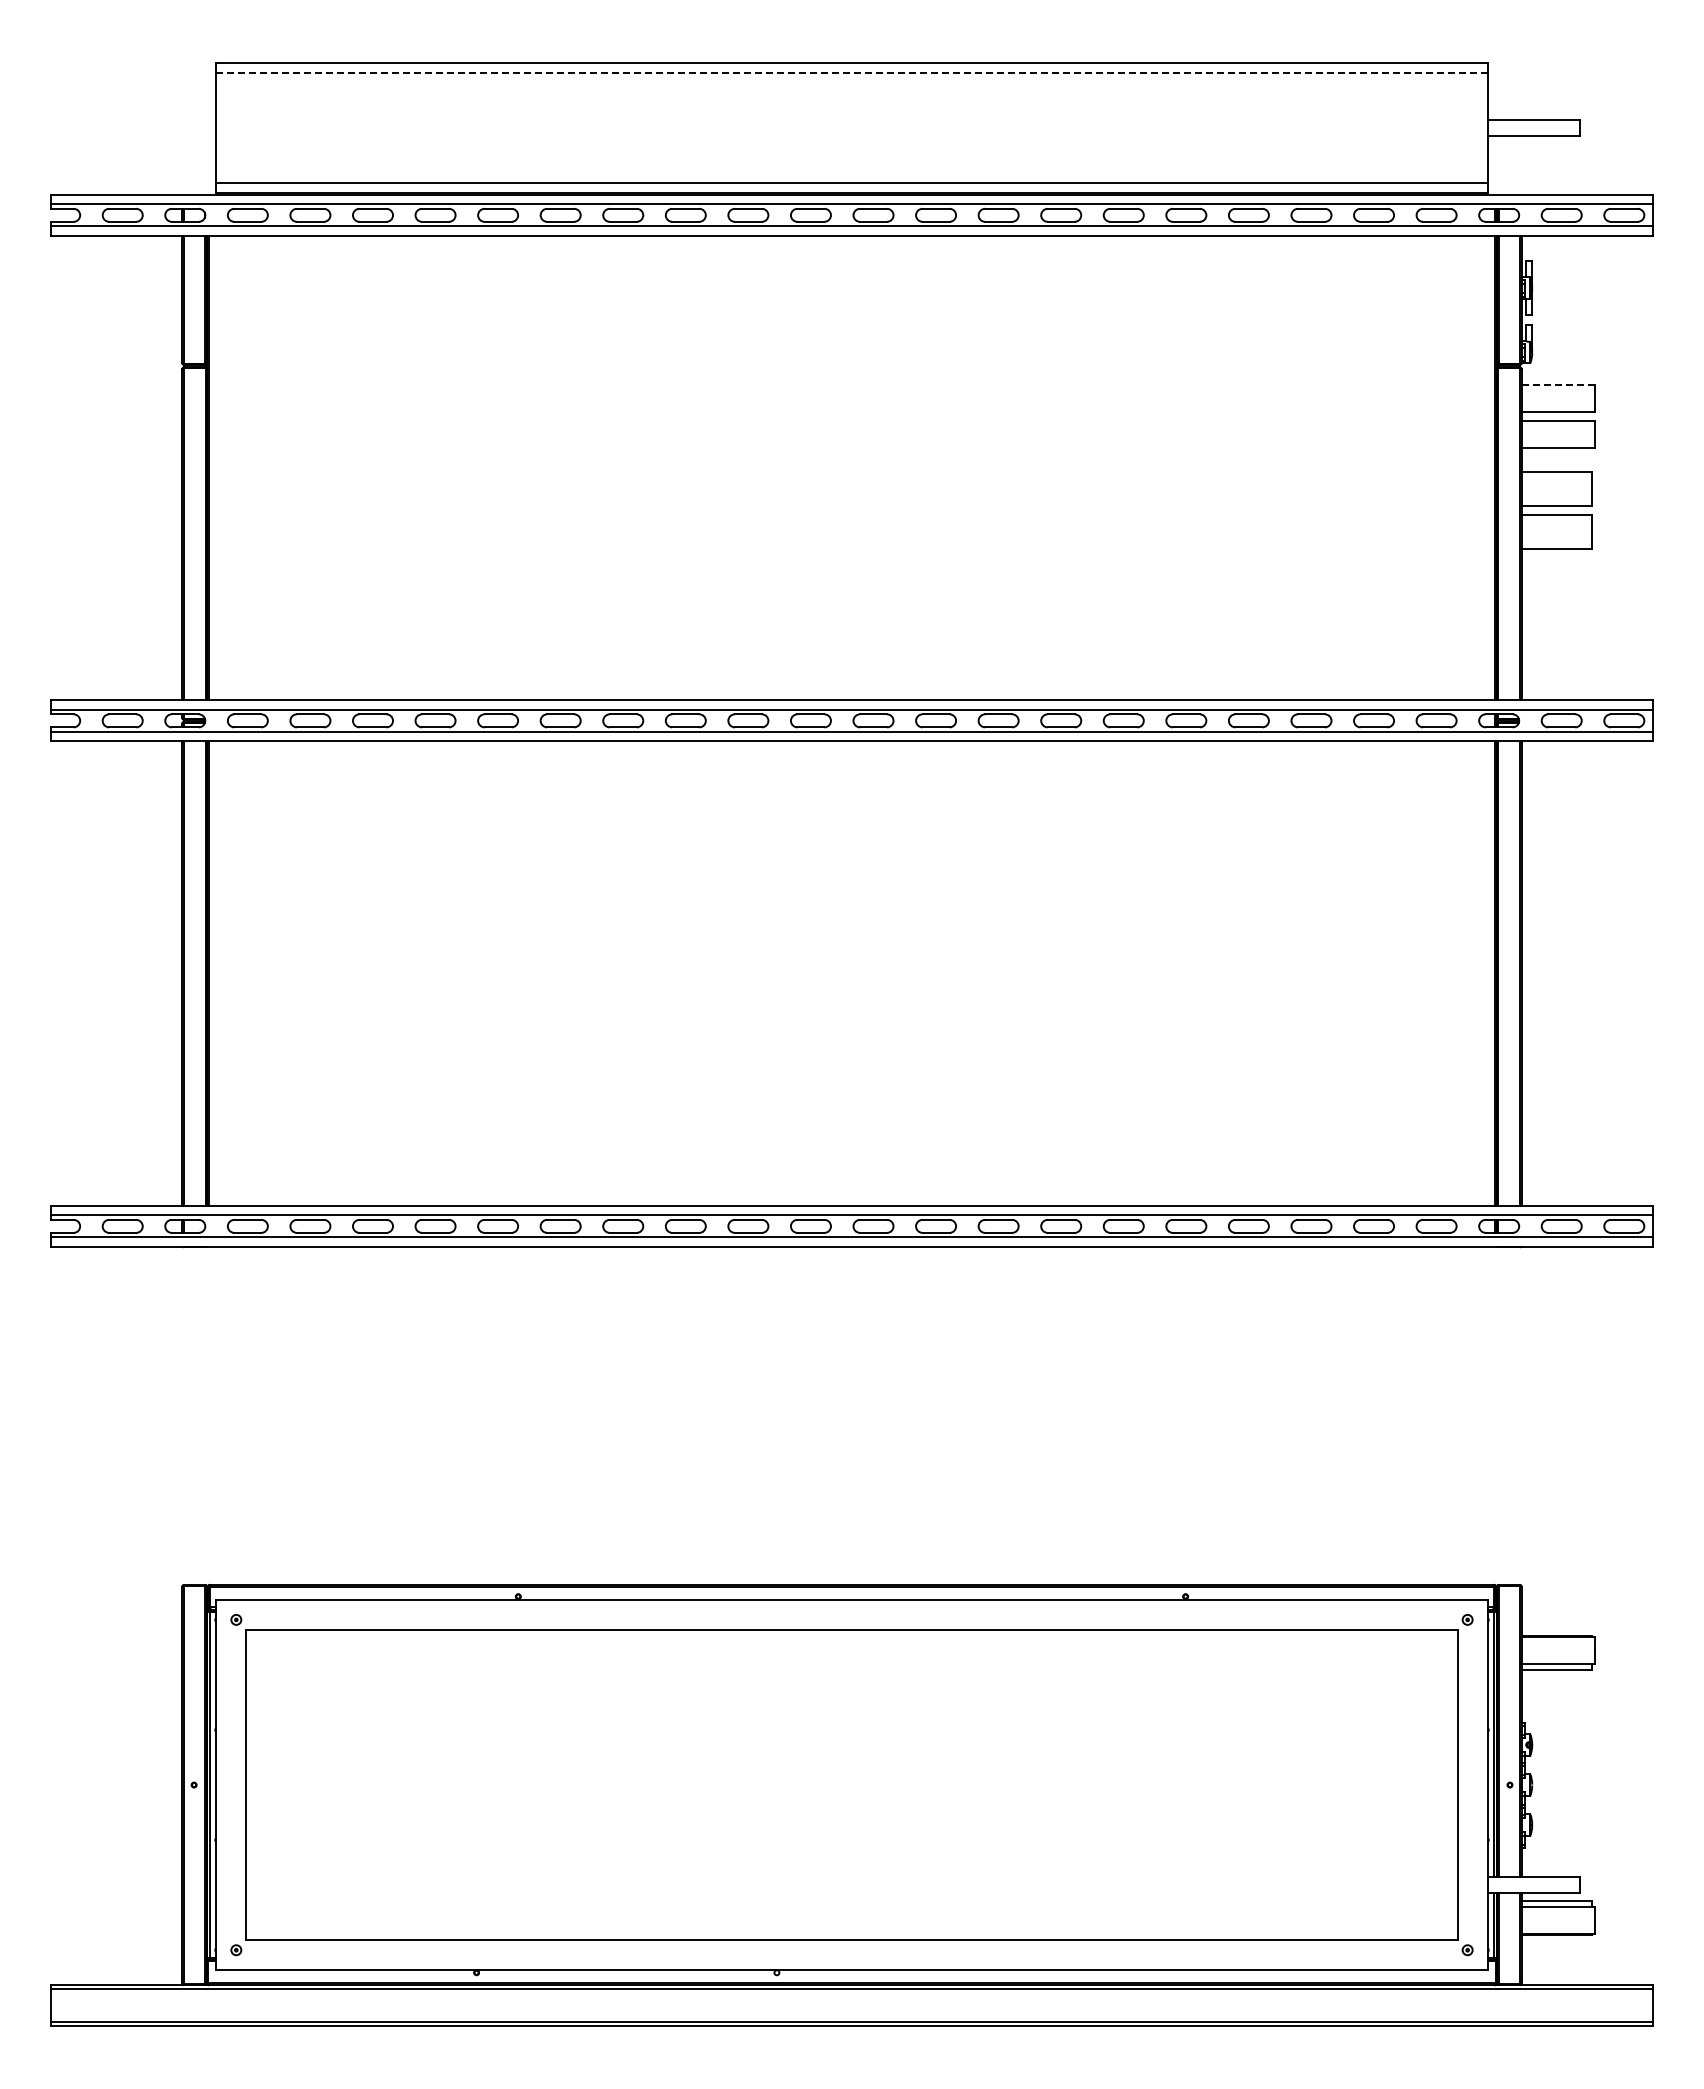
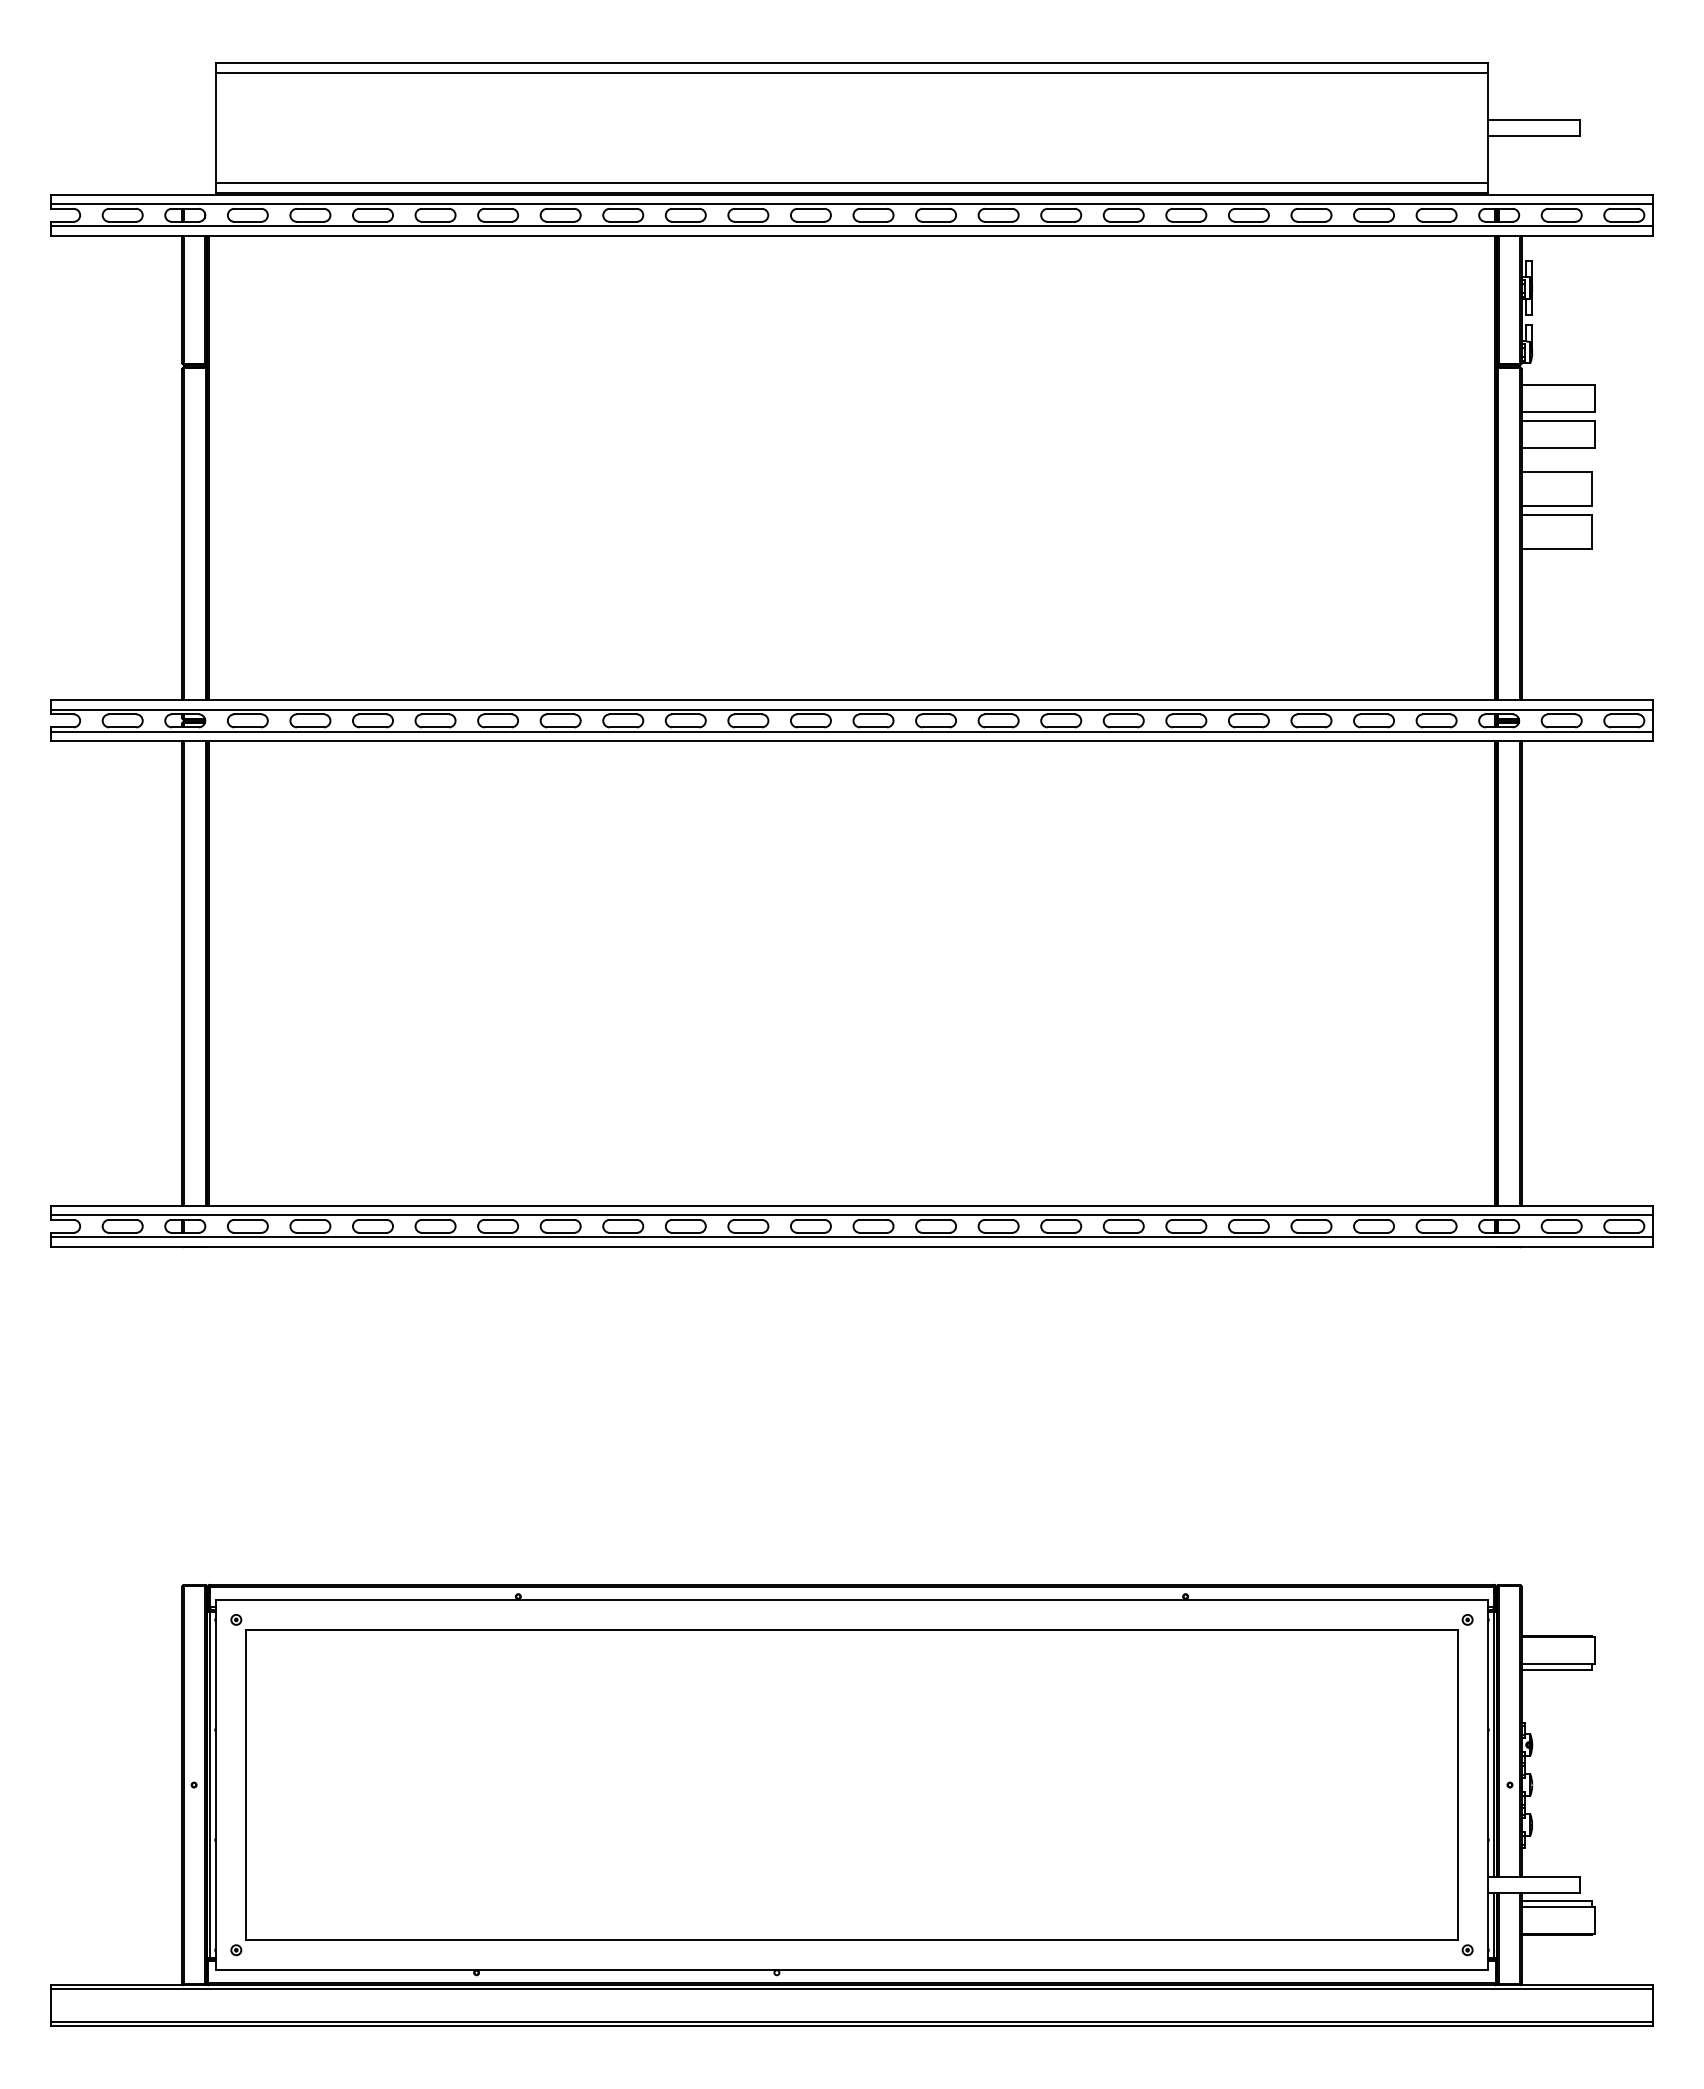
line: dashed -> solid (851, 72)
line: dashed -> solid (1558, 385)
